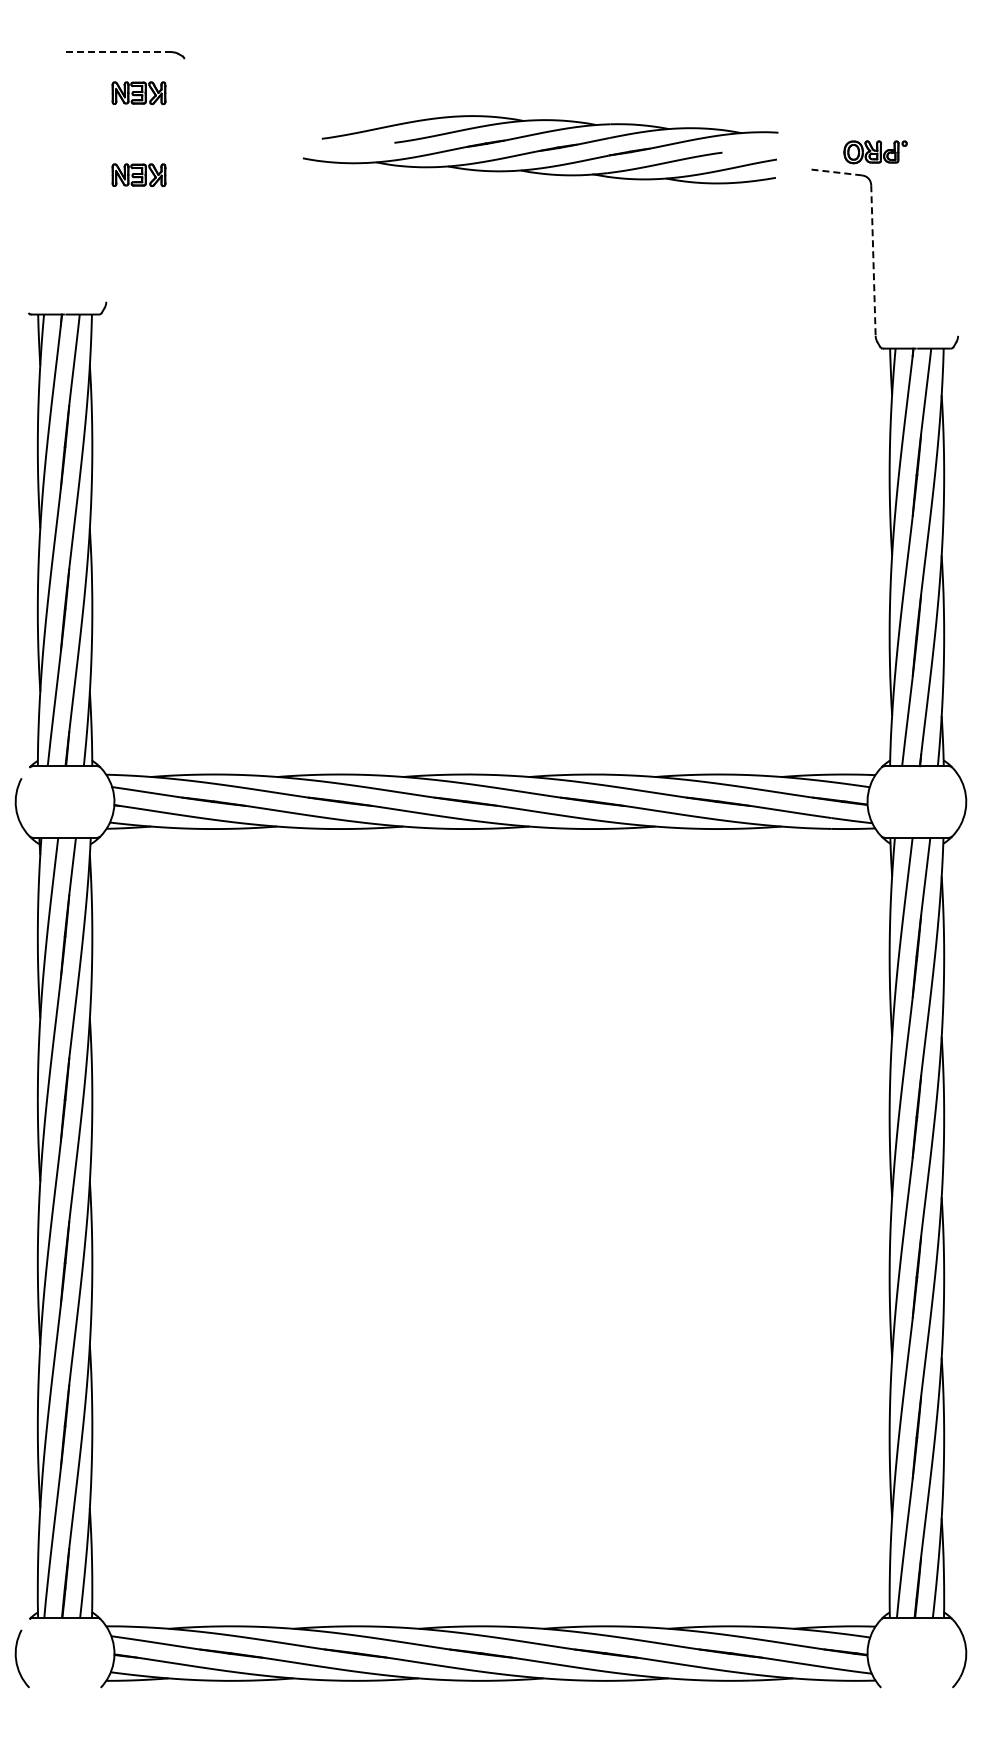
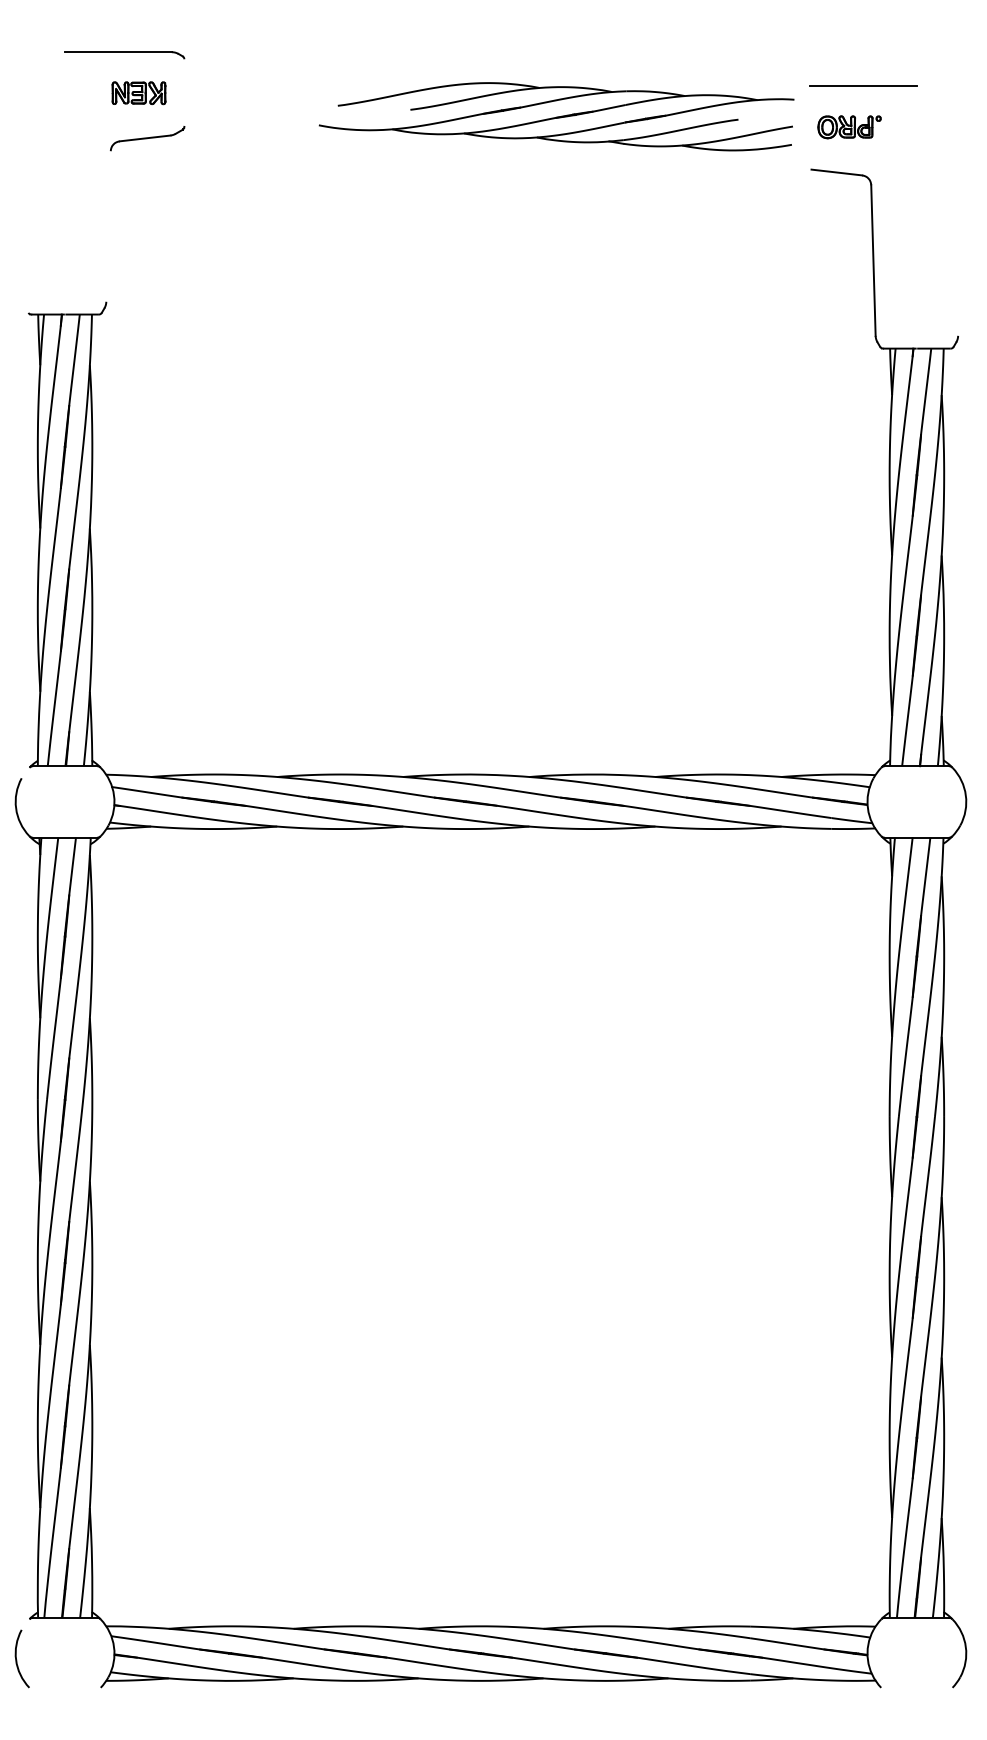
line: dashed -> solid (117, 52)
line: none -> present (863, 85)
part: none -> present (147, 138)
part position: (540, 149) -> (556, 116) (556, 116)
part position: (875, 152) -> (849, 127) (849, 127)
line: dashed -> solid (836, 172)
part: present -> none (138, 175)
line: dashed -> solid (873, 261)
